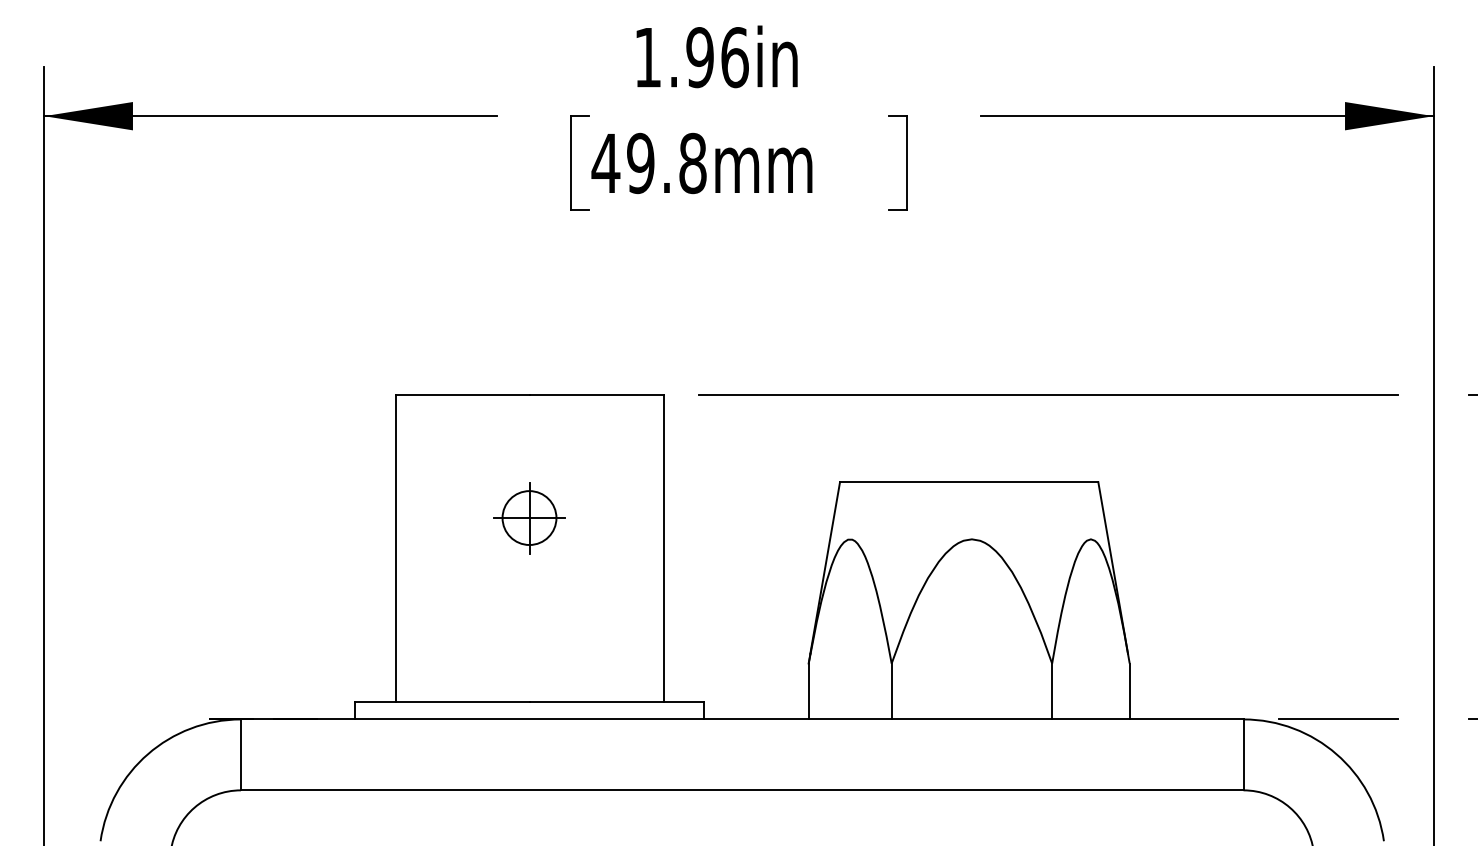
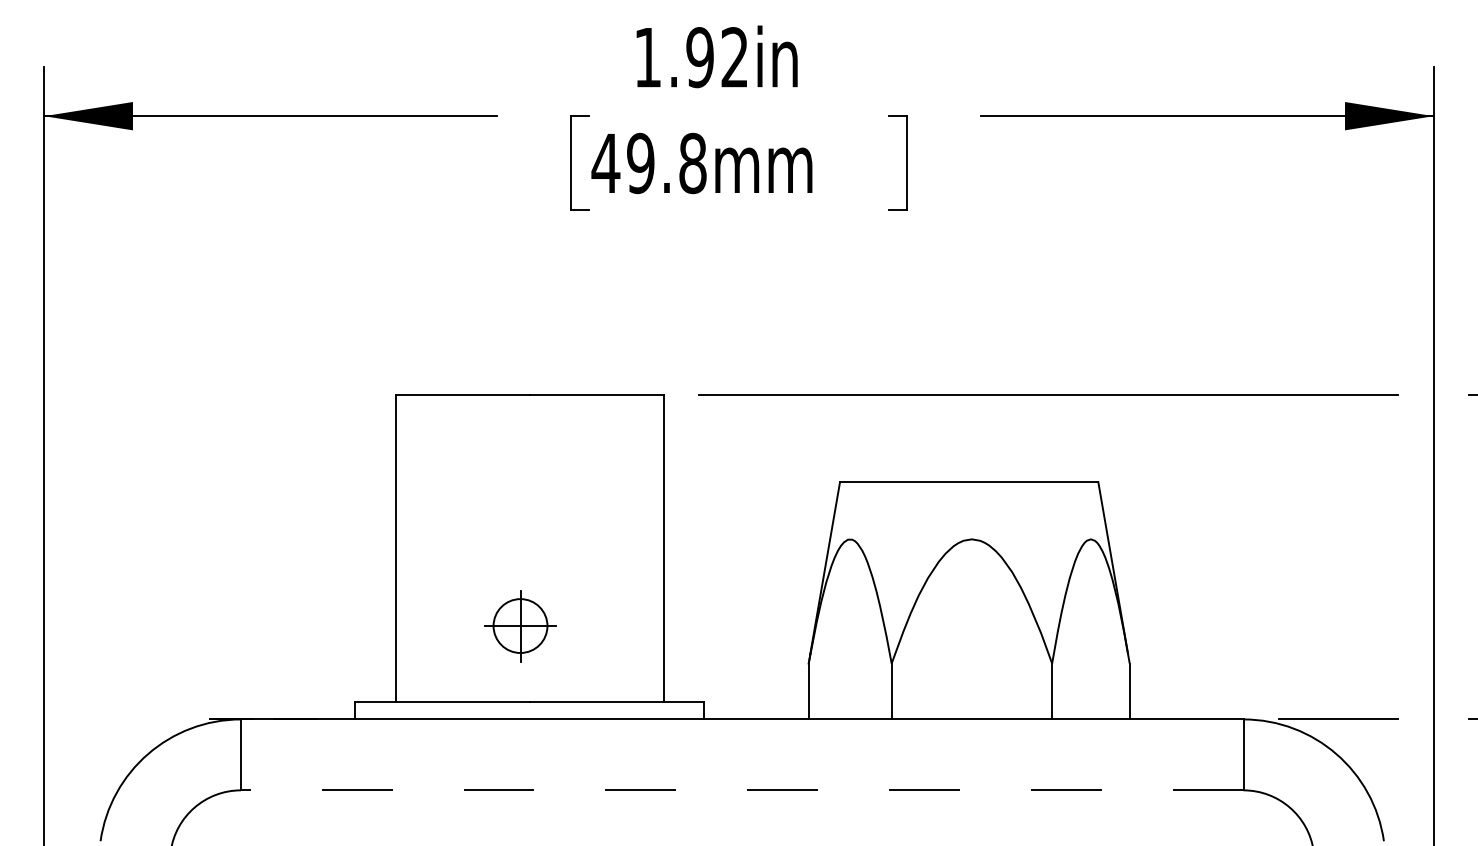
text: 1.96in -> 1.92in (734, 57)
part position: (529, 518) -> (520, 626) (520, 626)
line: solid -> dashed (741, 790)
